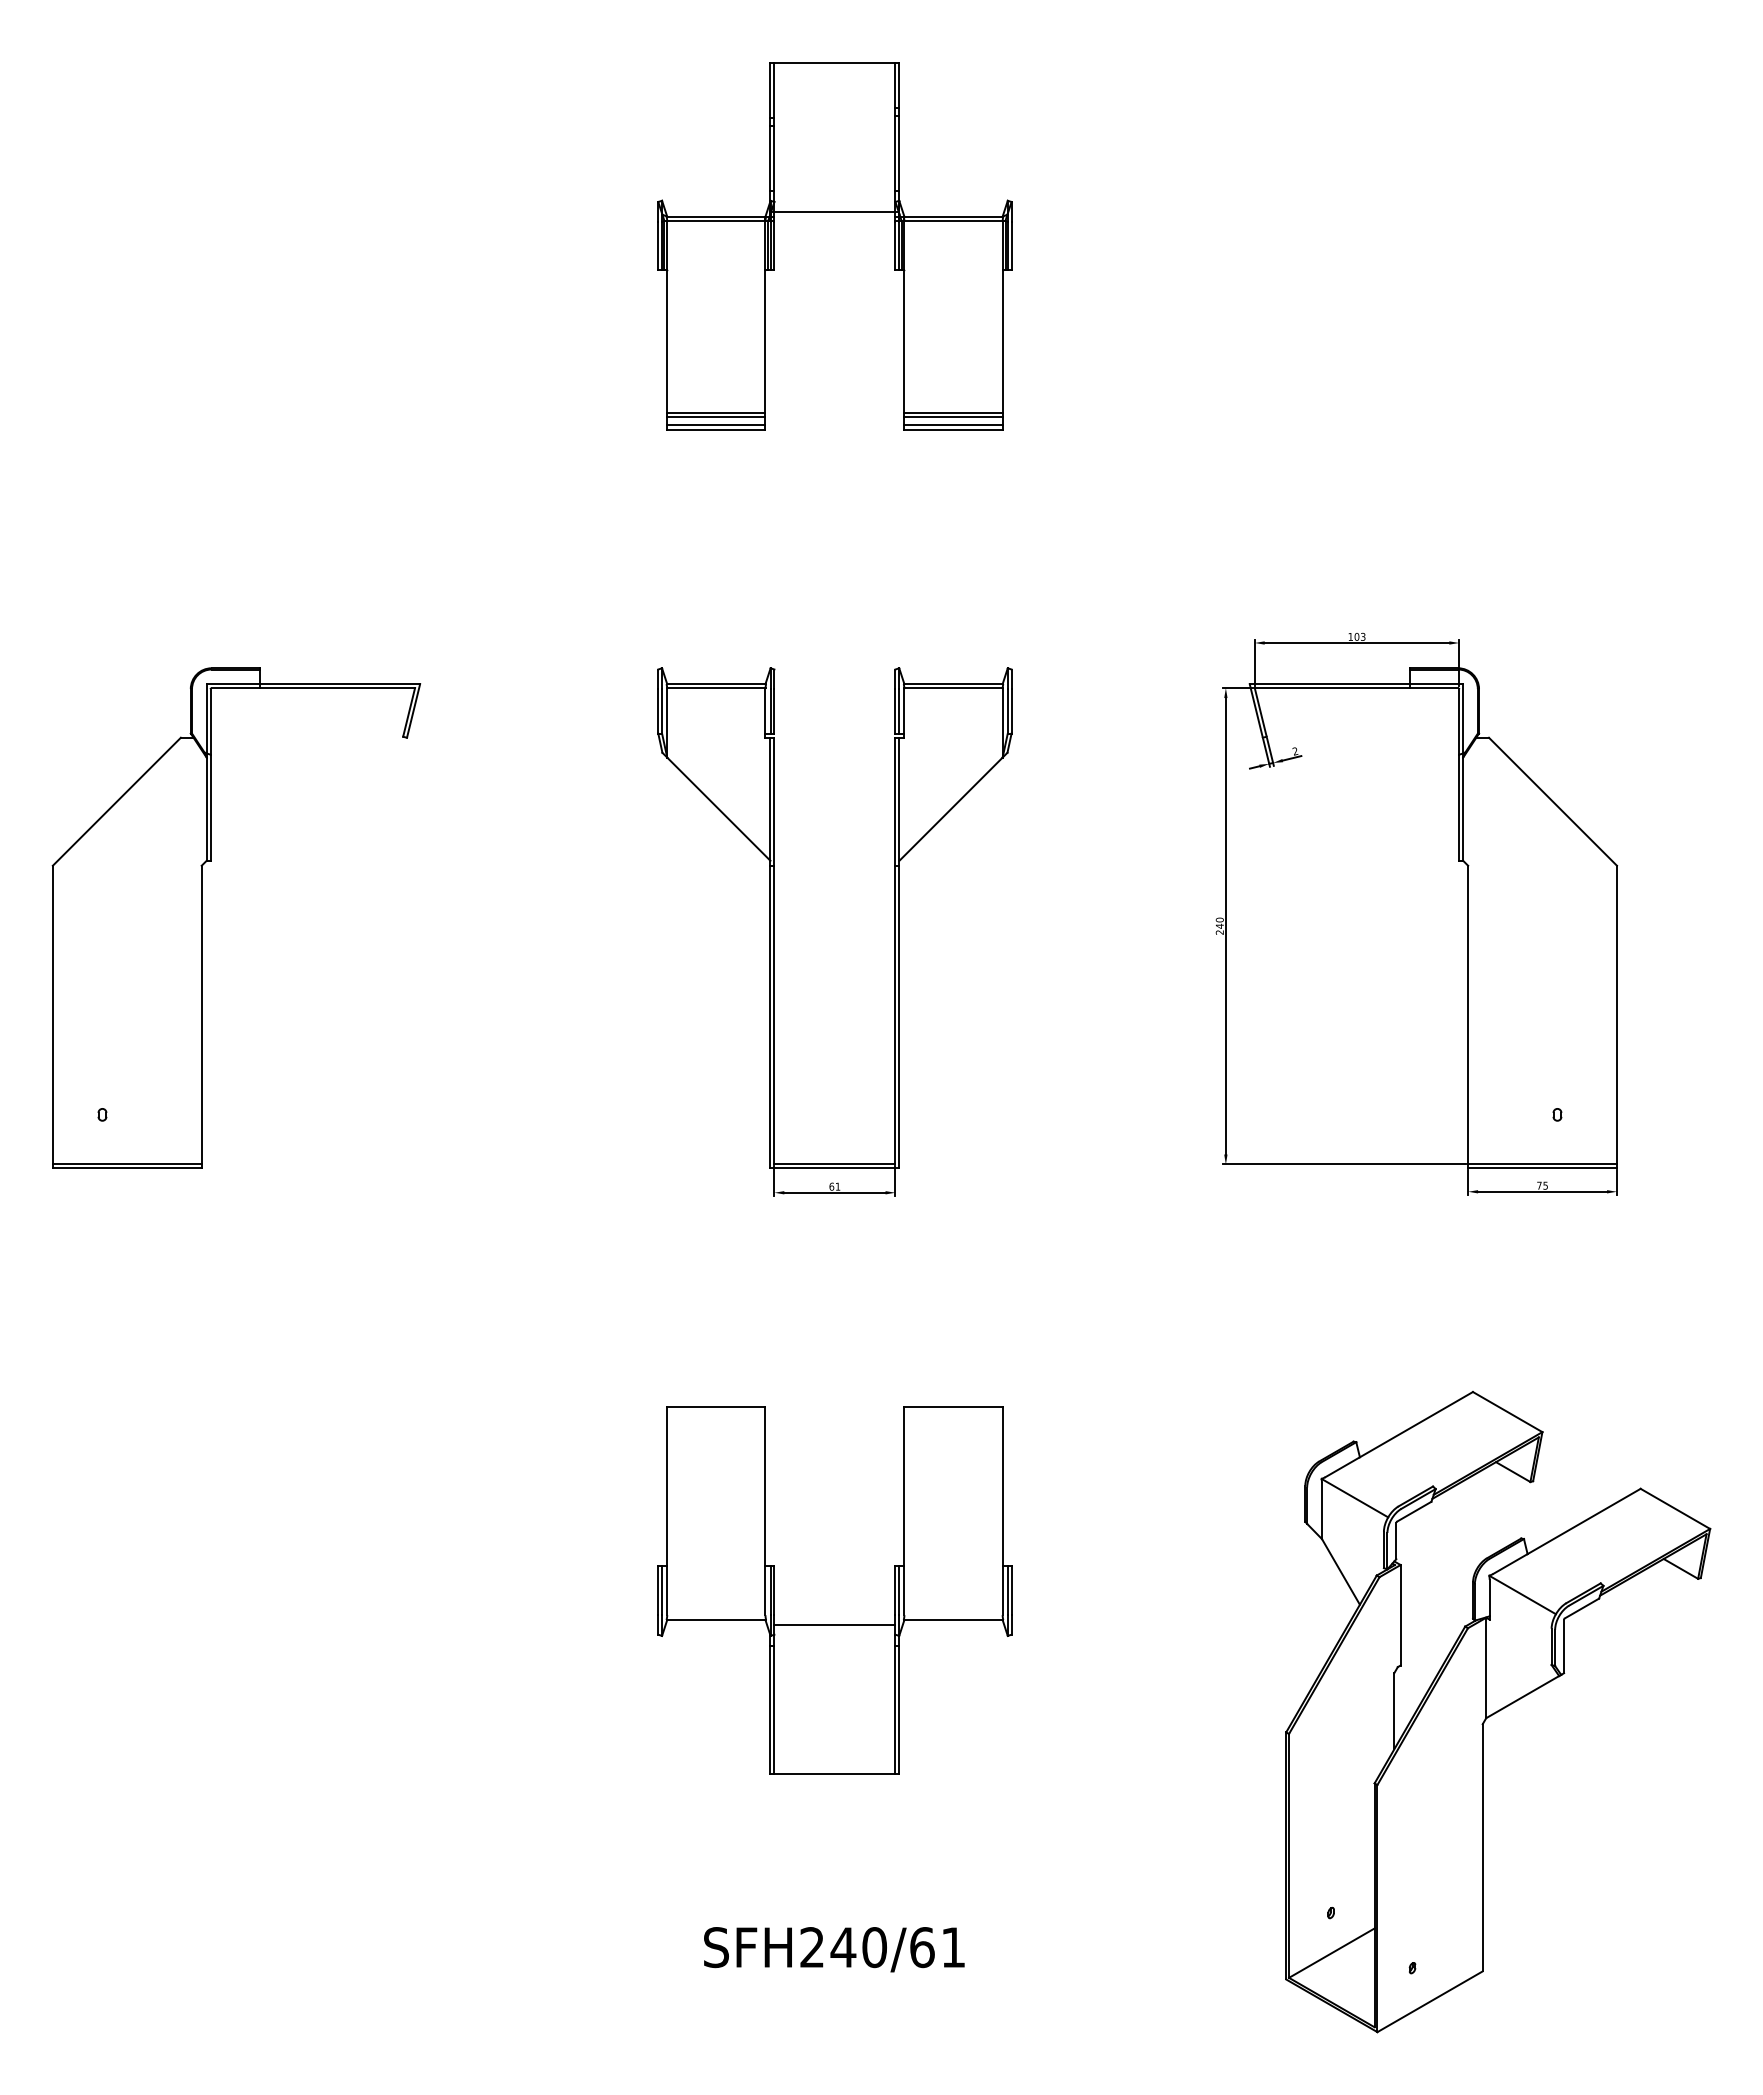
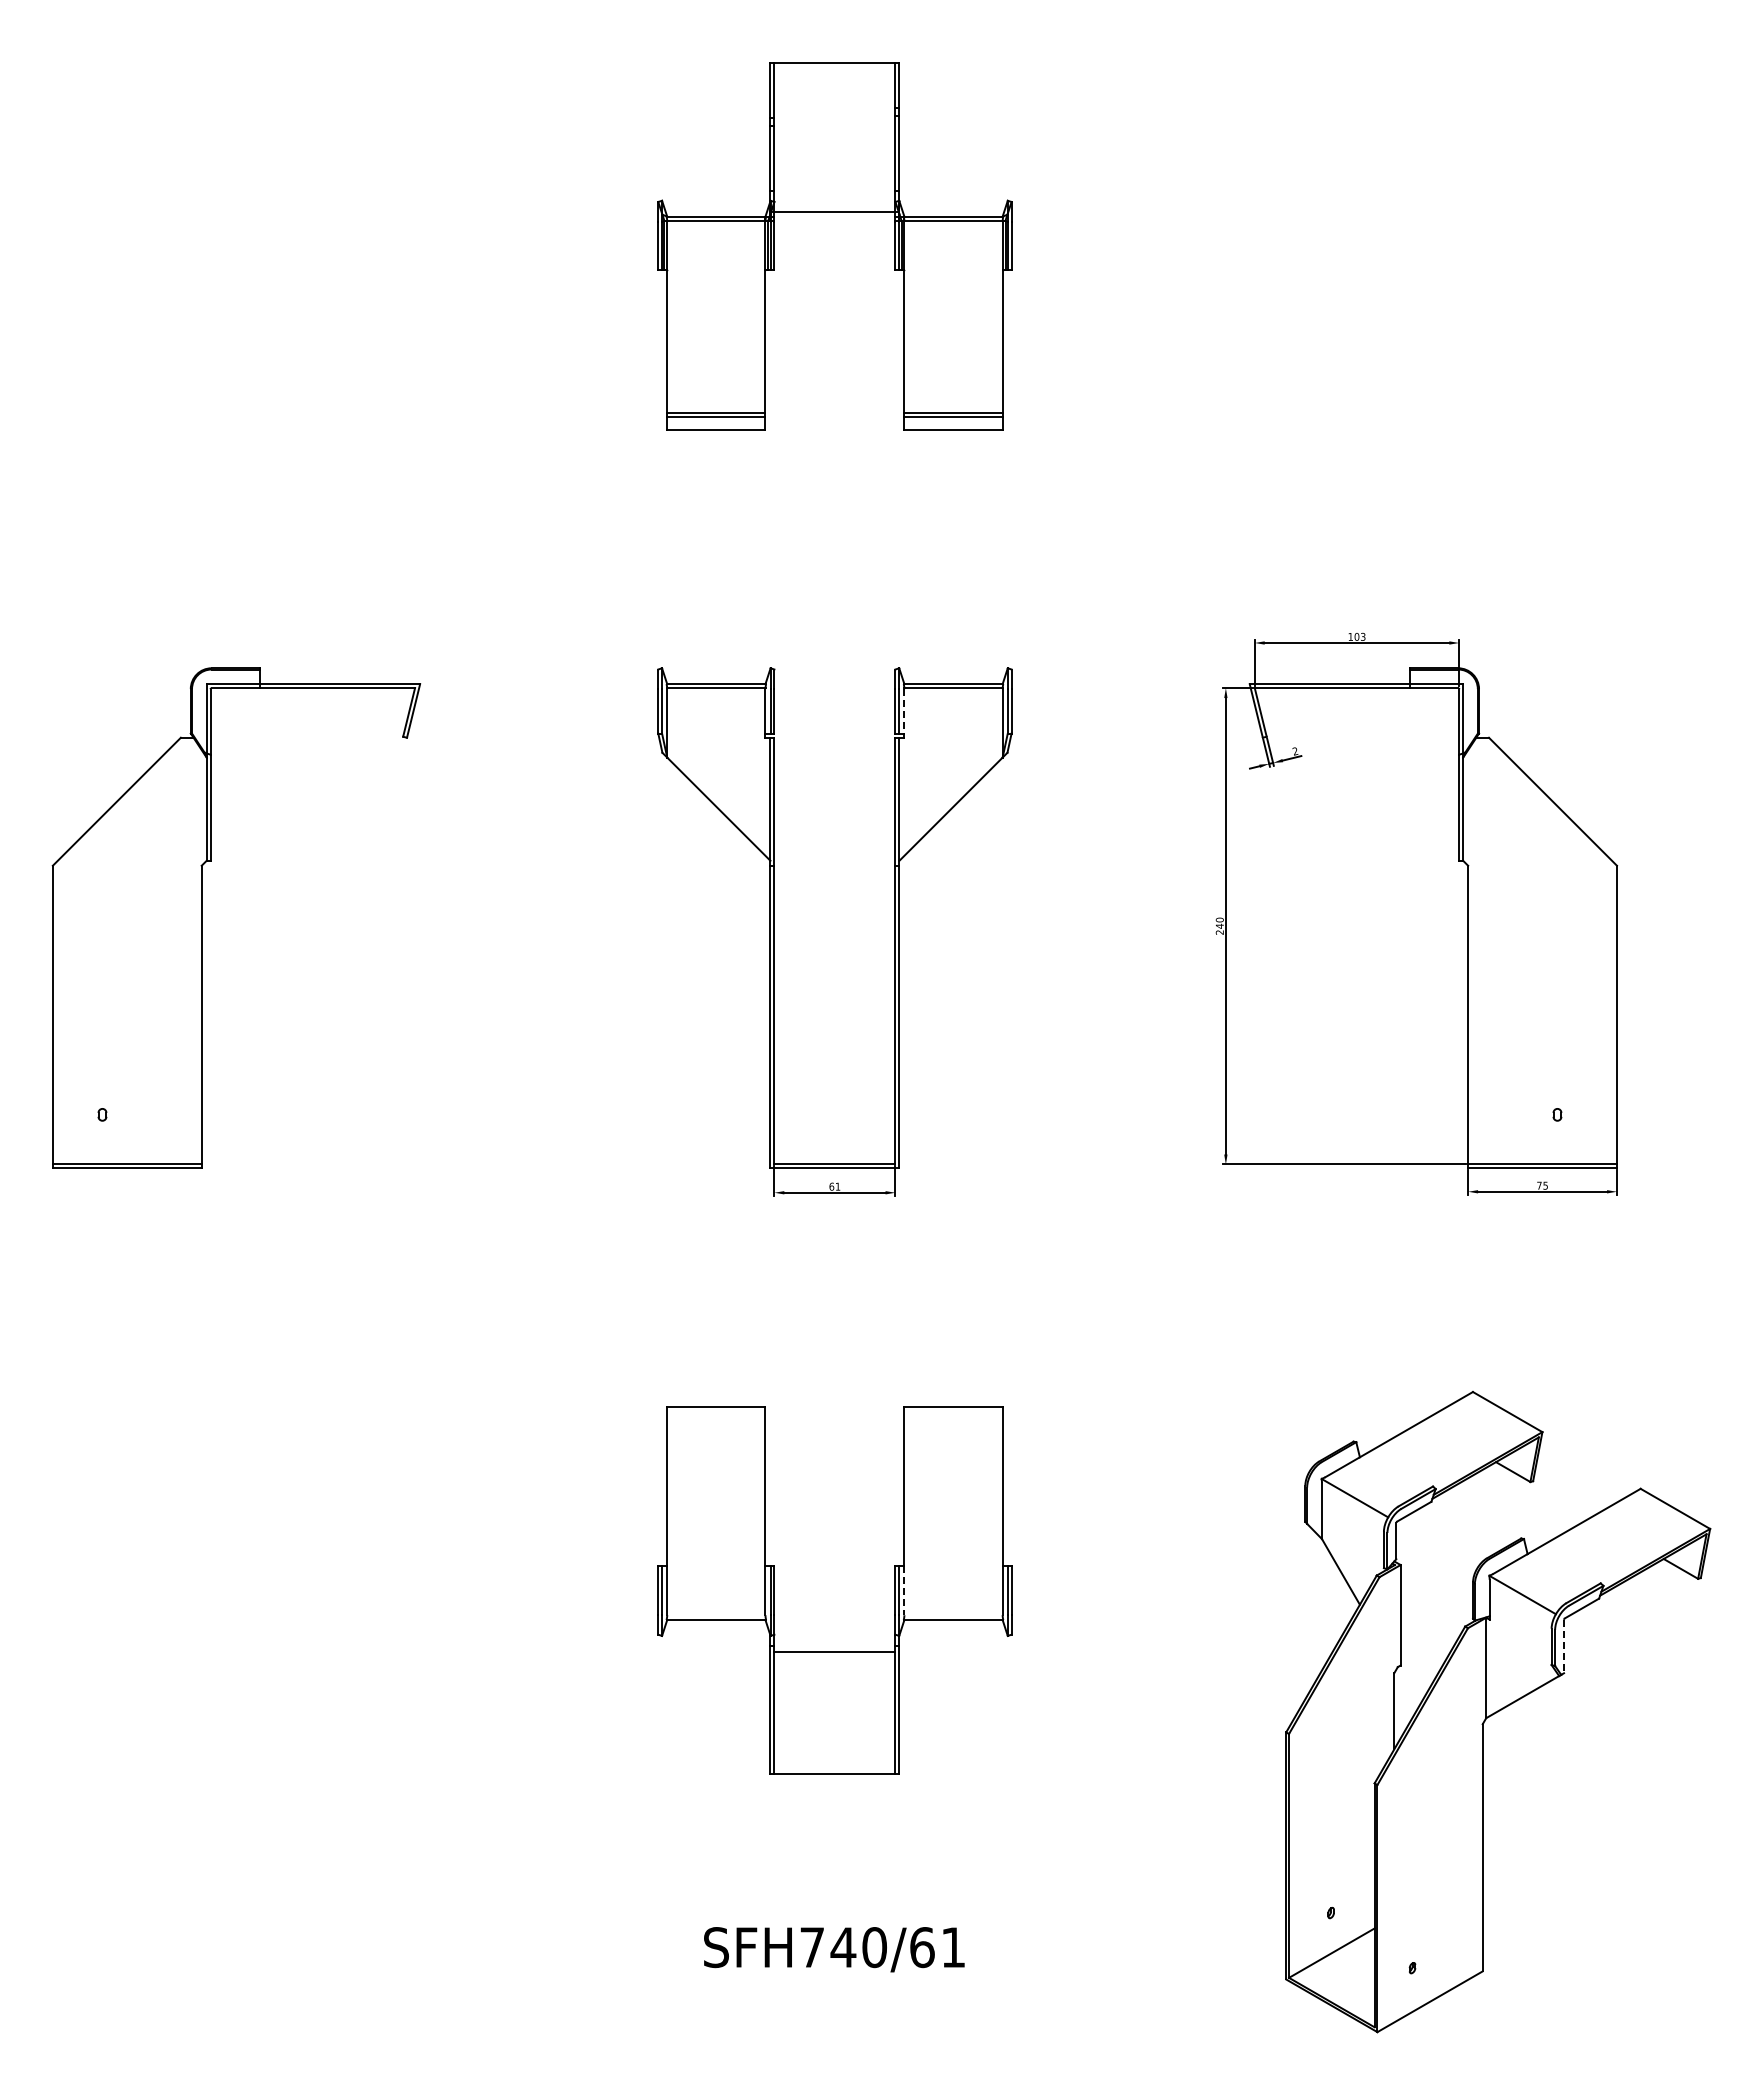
line: present -> none (716, 425)
line: present -> none (953, 425)
line: solid -> dashed (904, 711)
line: solid -> dashed (904, 1591)
line position: (834, 1625) -> (834, 1652) (834, 1652)
line: solid -> dashed (1564, 1646)
text: SFH240/61 -> SFH740/61 (811, 1947)
